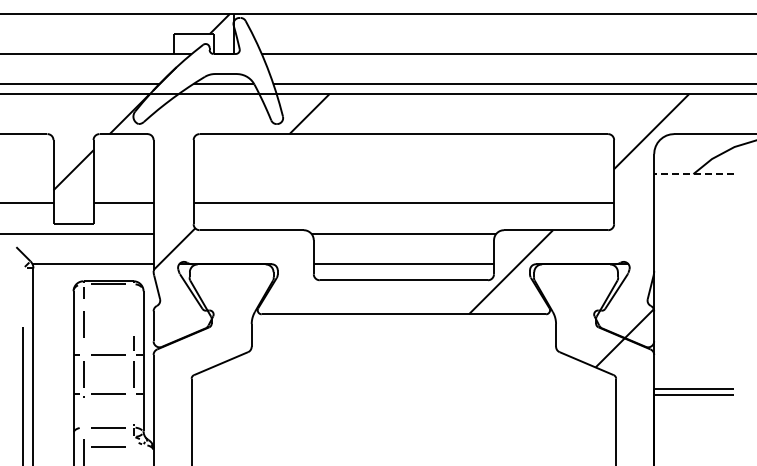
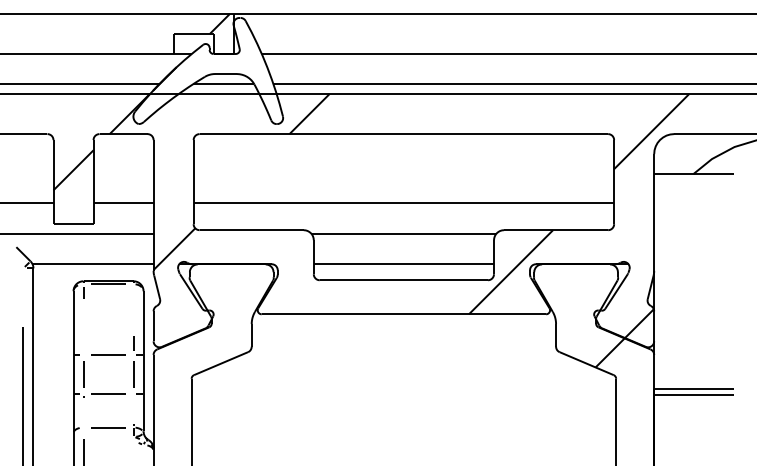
line: dashed -> solid (693, 174)
line: present -> none (83, 324)
line: present -> none (108, 446)
